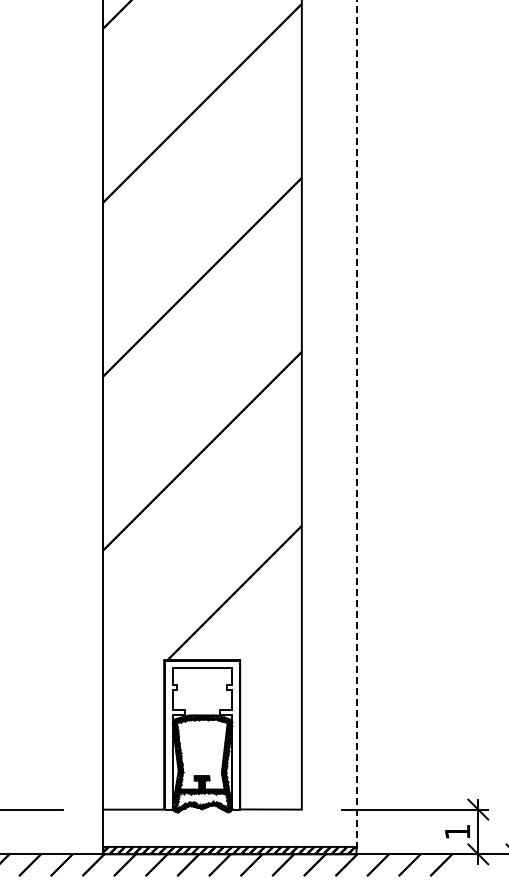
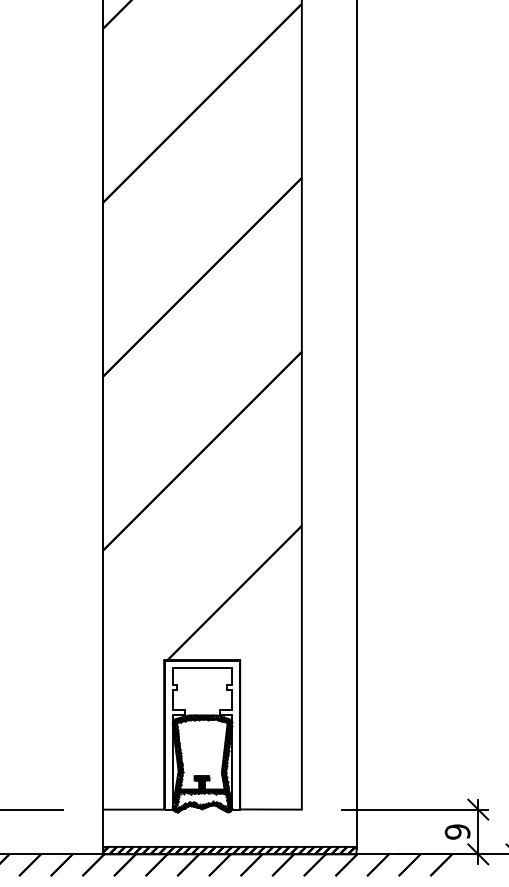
line: dashed -> solid (356, 424)
text: 1 -> 9 (457, 831)
